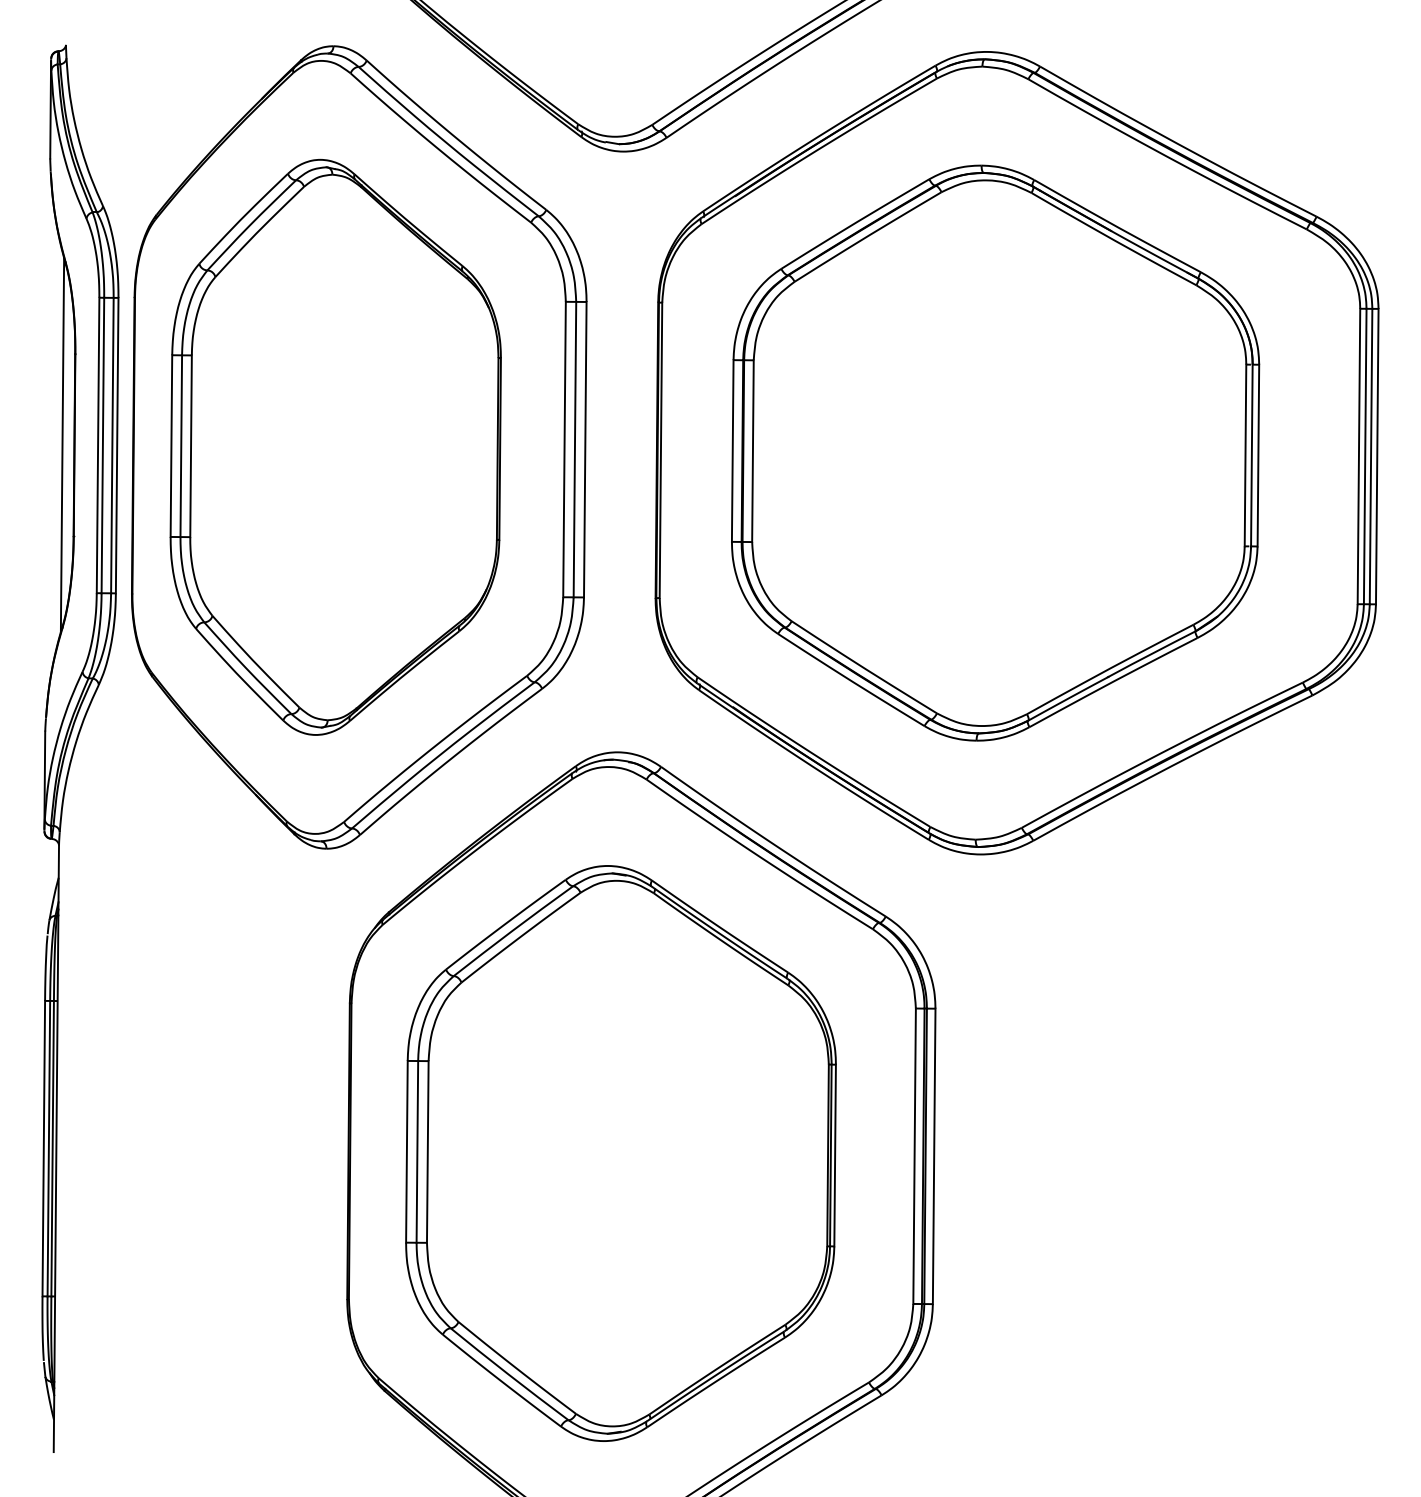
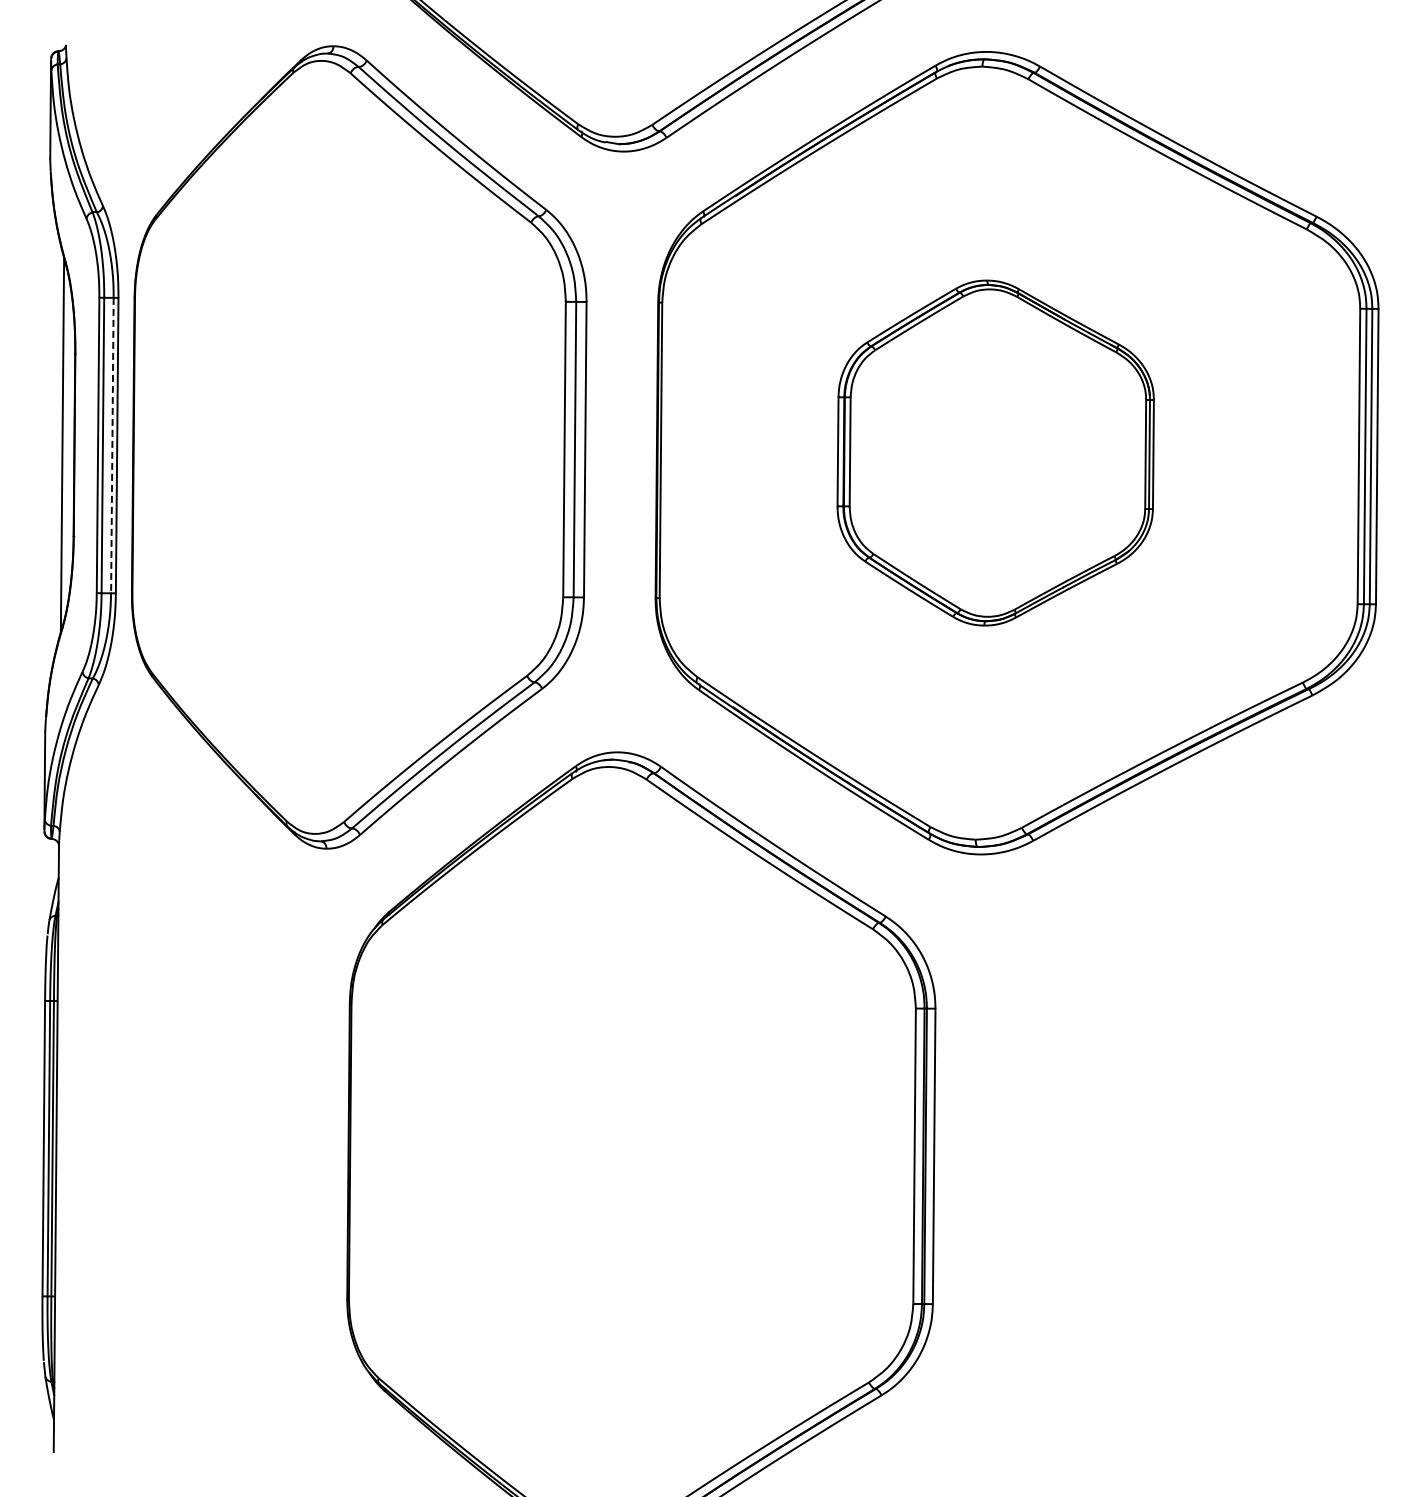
line: solid -> dashed (112, 445)
part: present -> none (335, 446)
part size: 530x578 px -> 319x348 px (995, 452)
part: present -> none (620, 1153)
